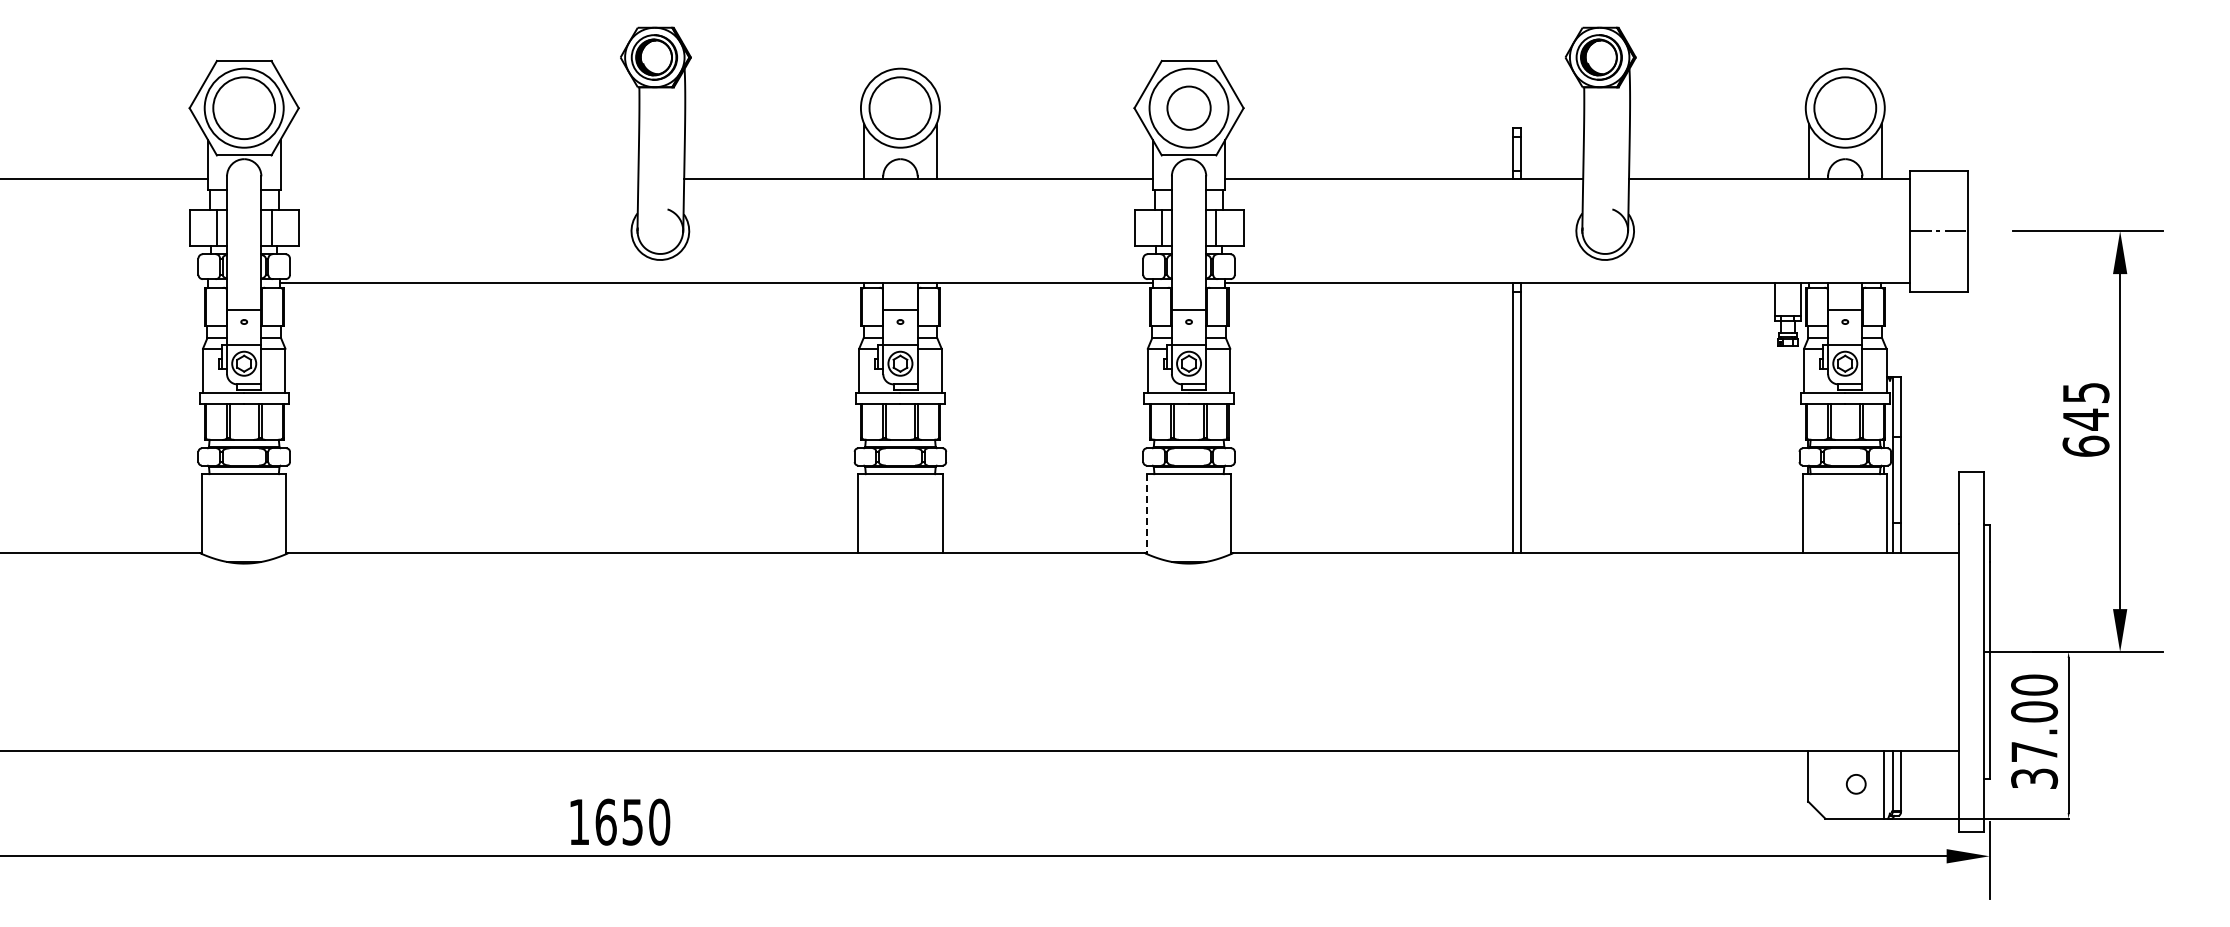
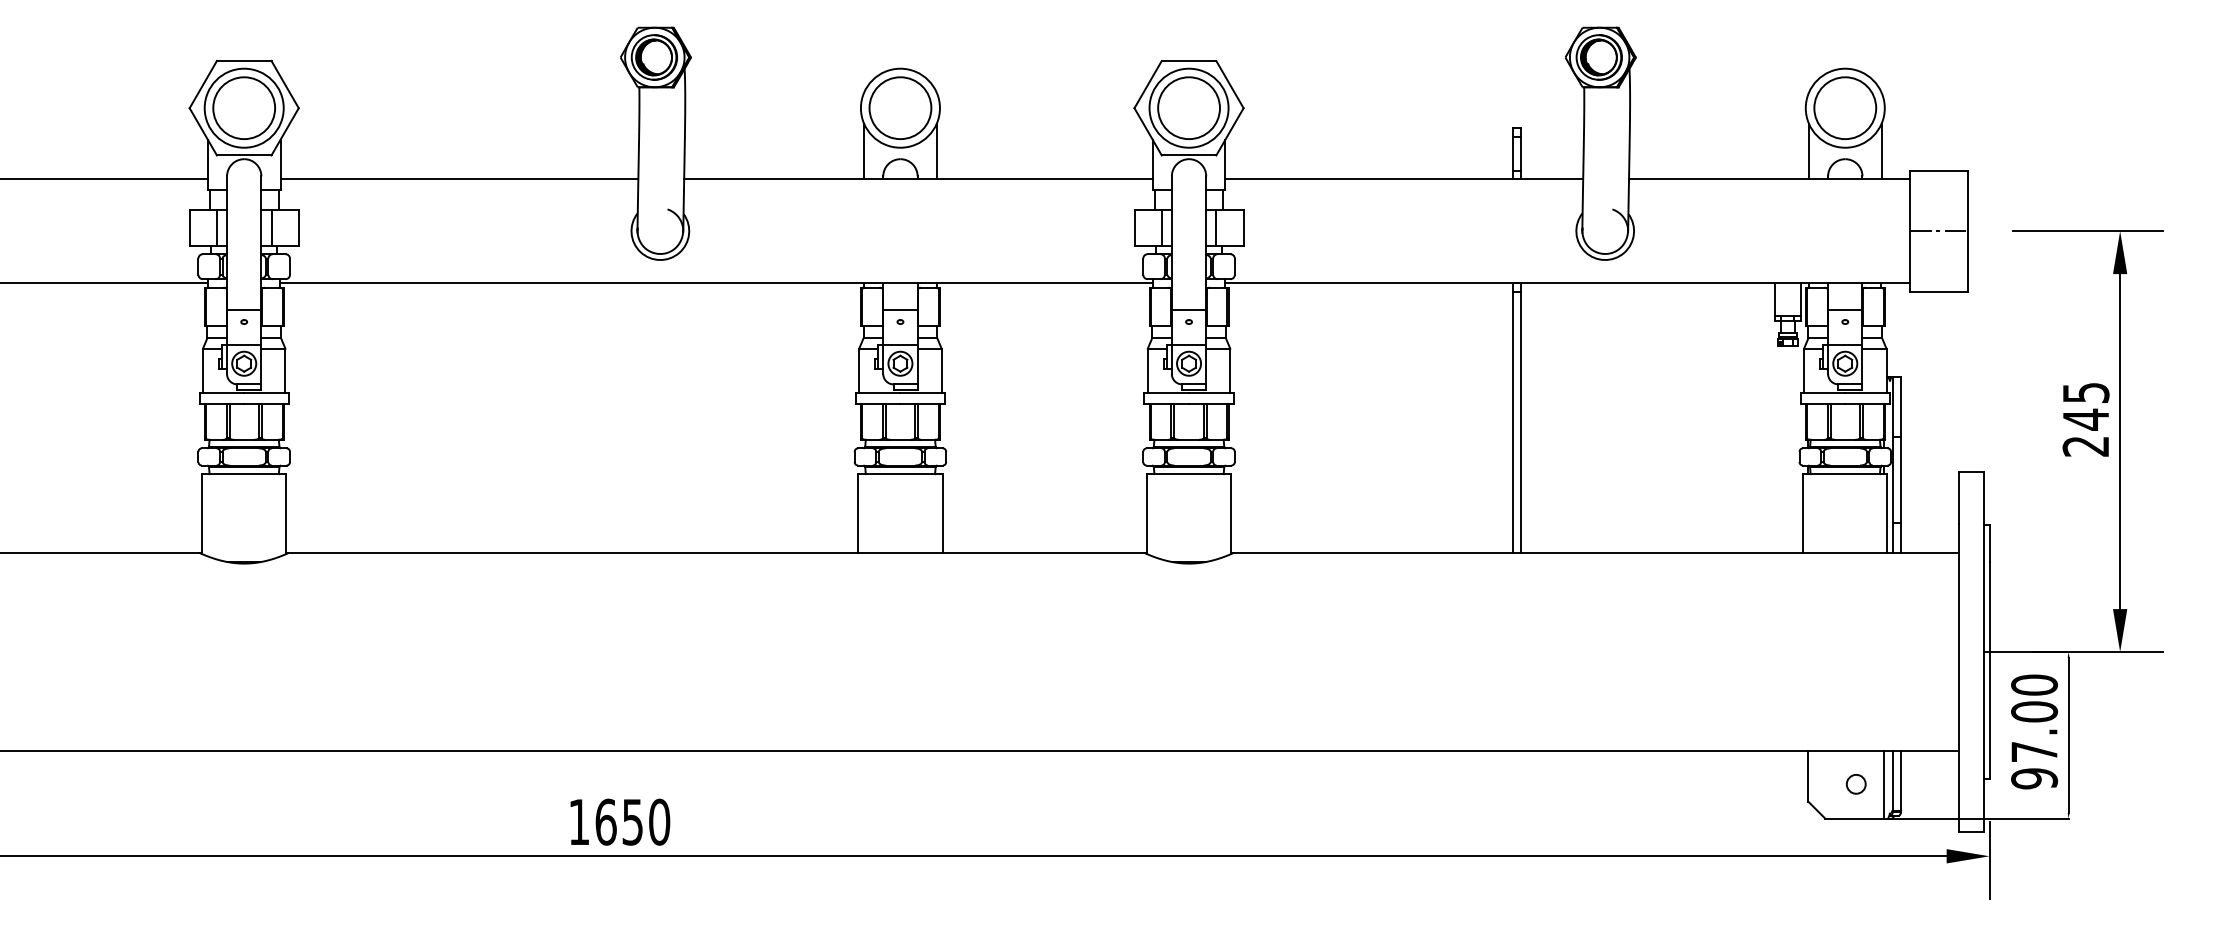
circle diameter: 43 px -> 62 px (1188, 108)
line: none -> present (459, 179)
line: none -> present (105, 282)
text: 645 -> 245 (2085, 445)
line: dashed -> solid (1146, 514)
text: 37.00 -> 97.00 (2034, 778)
